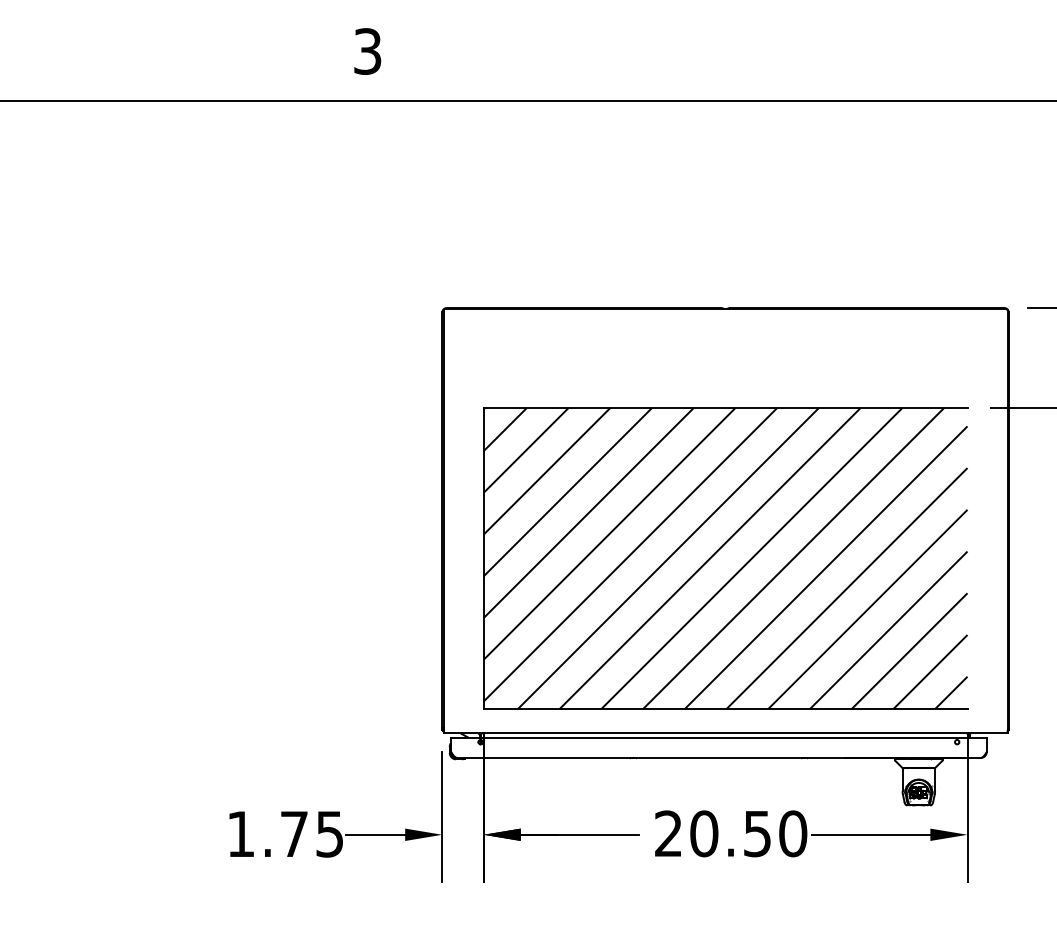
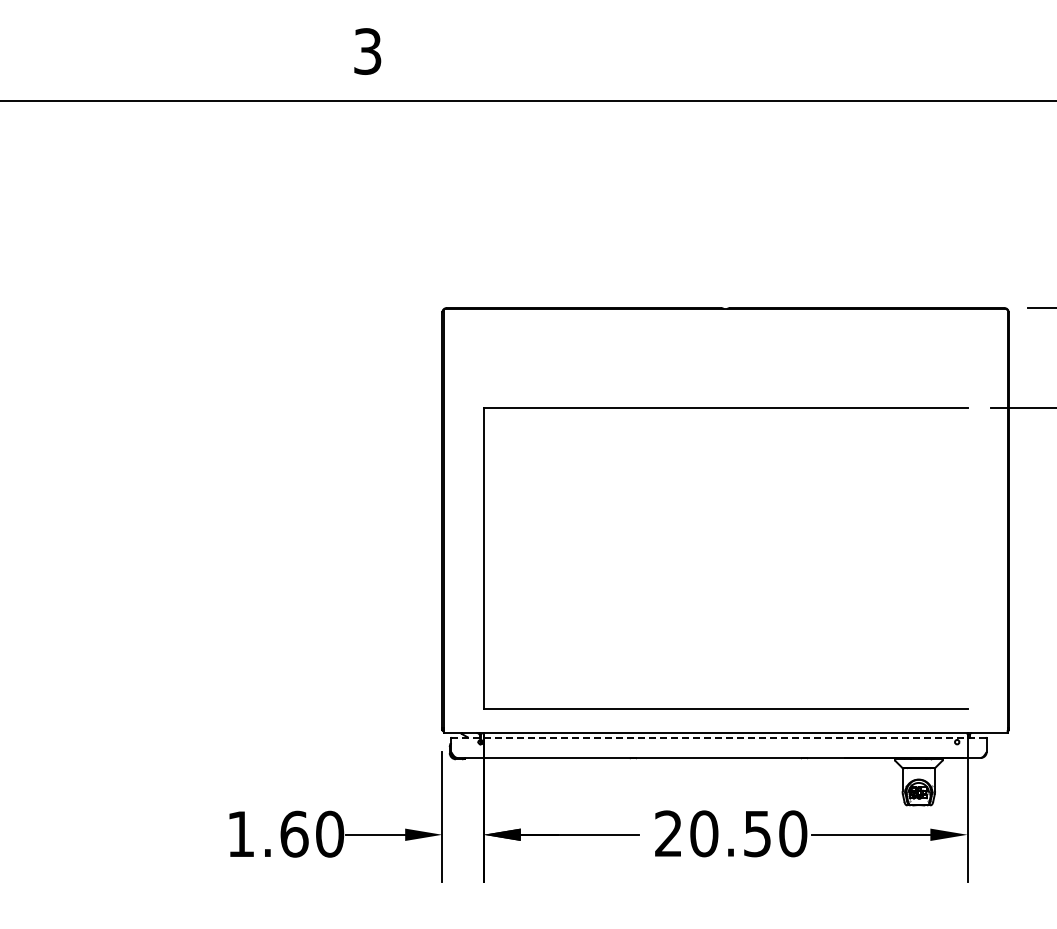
hatch: present -> none (725, 558)
line: solid -> dashed (718, 737)
text: 1.75 -> 1.60 (312, 833)
